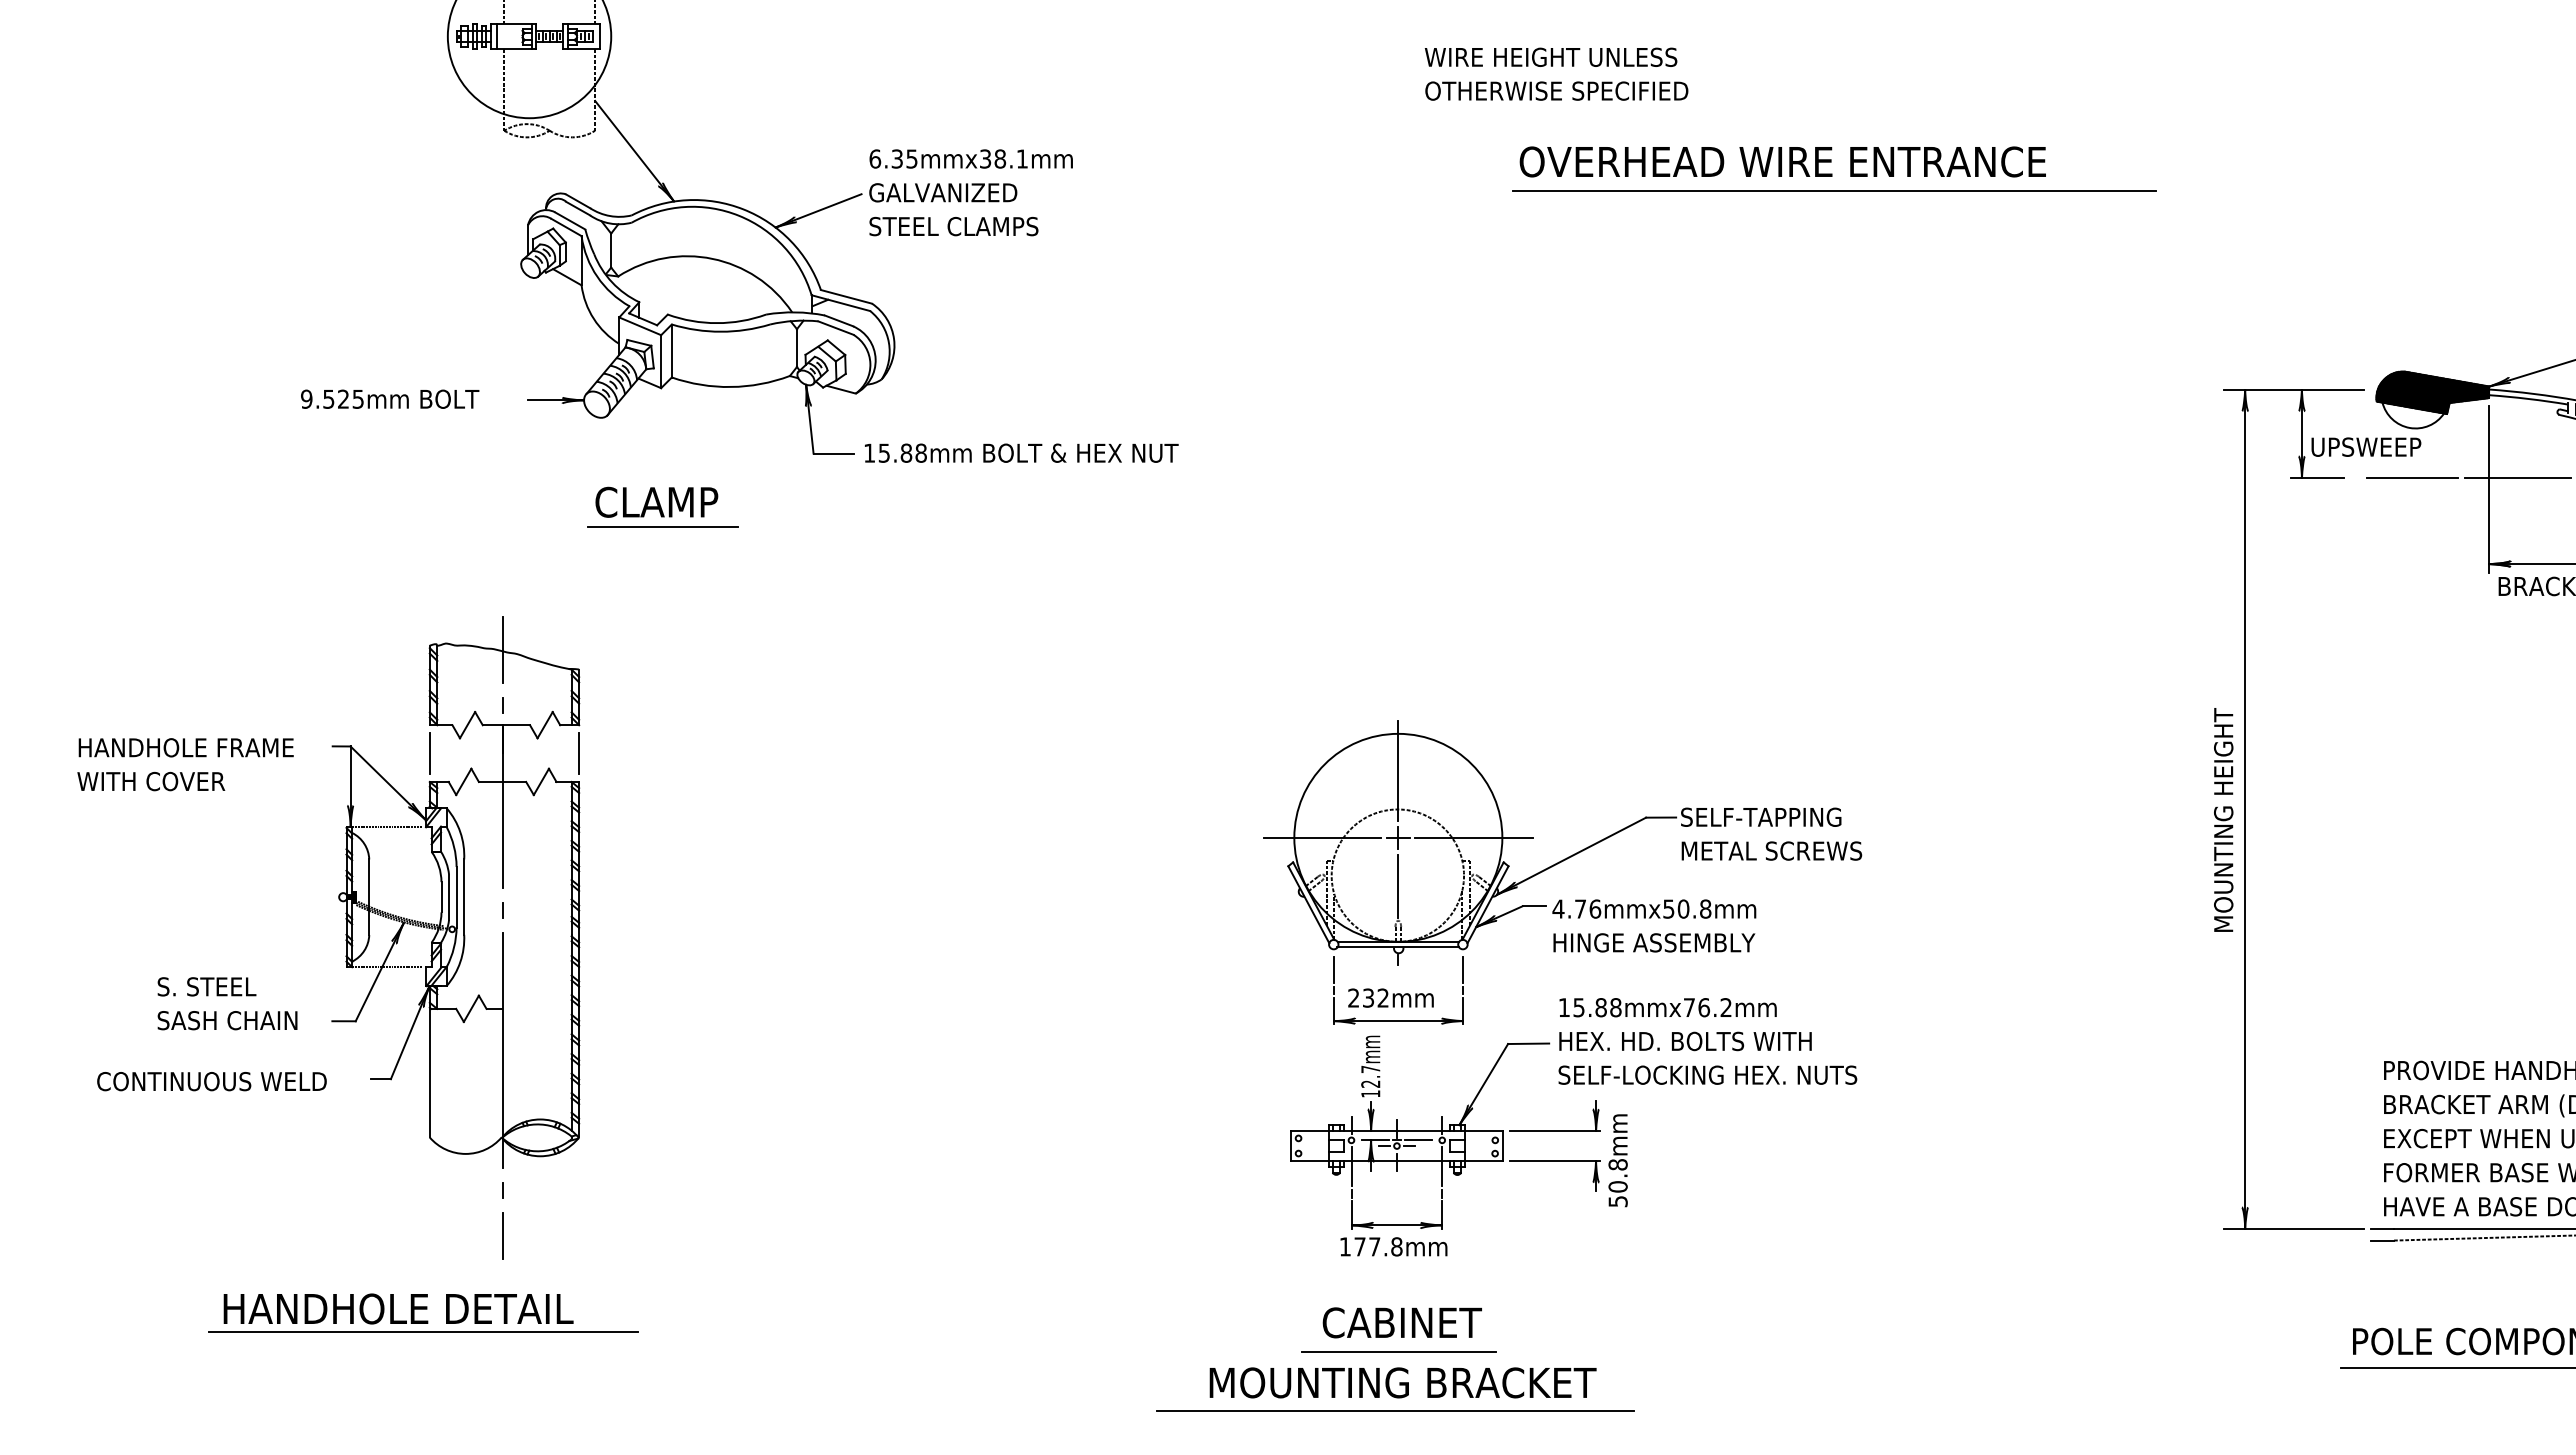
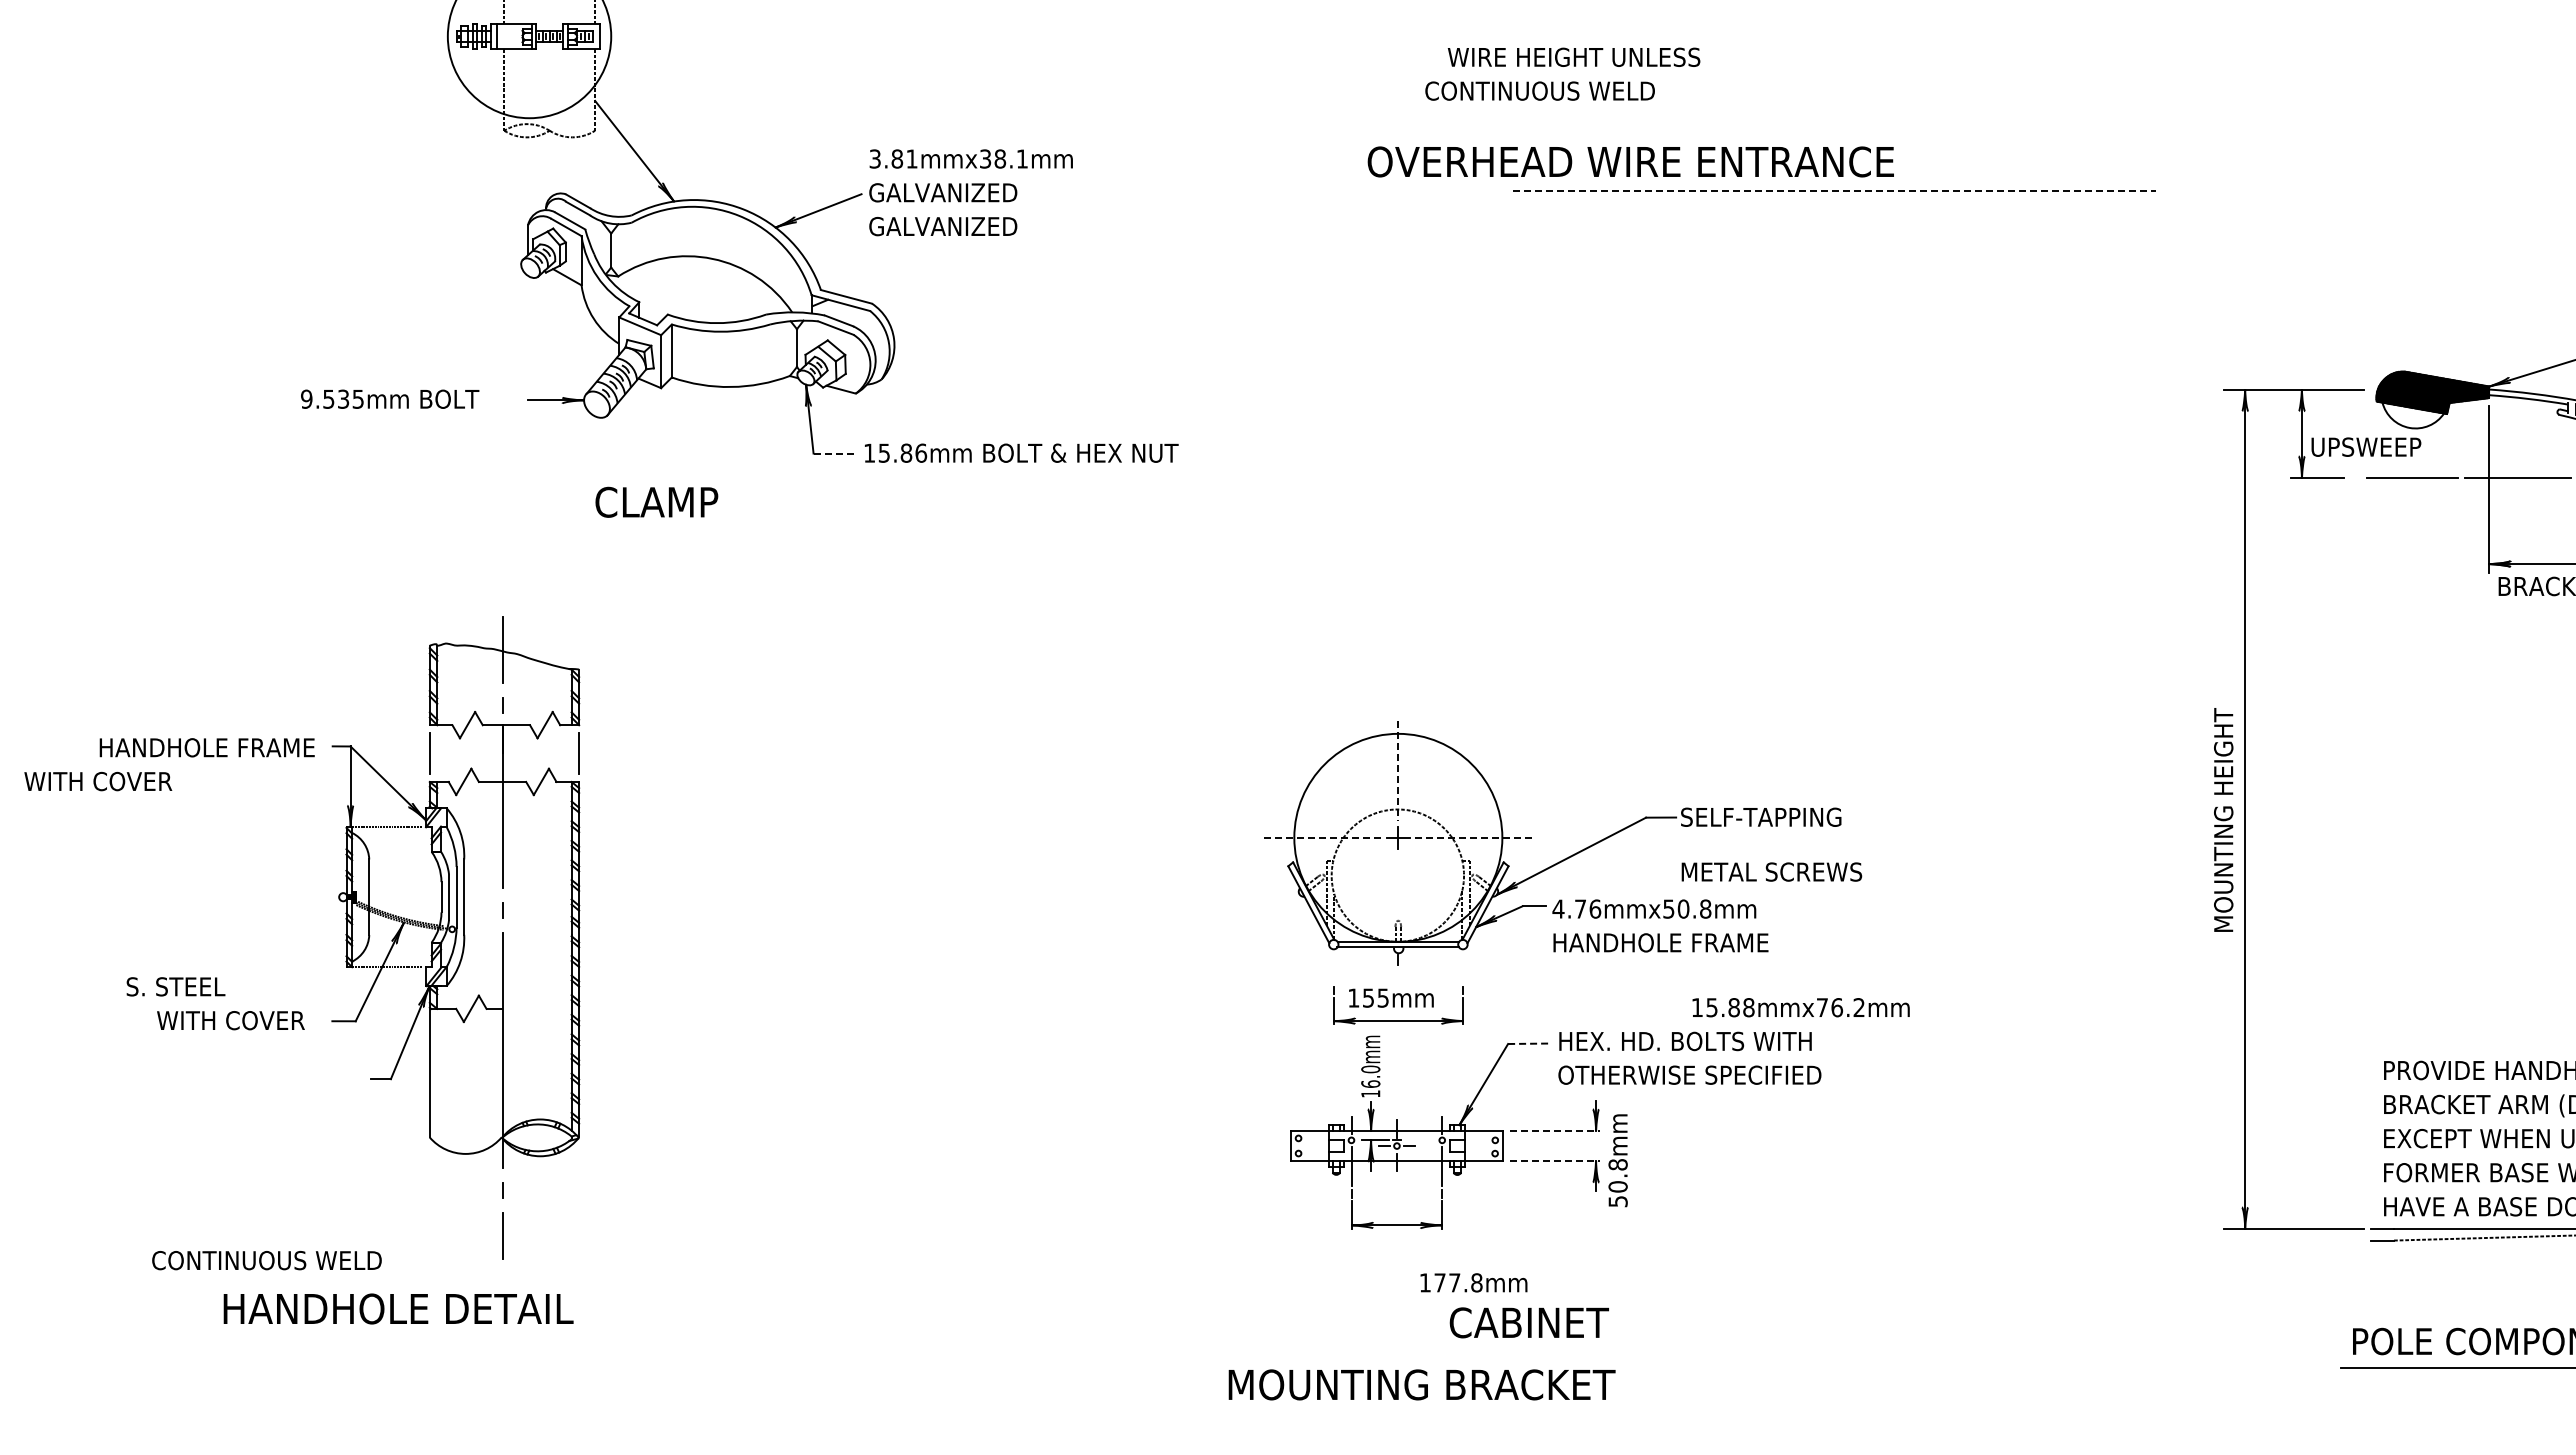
text position: (1550, 56) -> (1573, 56) (1573, 56)
text: OTHERWISE SPECIFIED -> CONTINUOUS WELD (1559, 90)
text: 6.35mmx38.1mm -> 3.81mmx38.1mm (893, 158)
text position: (1782, 161) -> (1630, 161) (1630, 161)
line: solid -> dashed (1834, 190)
text: STEEL CLAMPS -> GALVANIZED (953, 226)
text: 9.525mm -> 9.535mm (343, 399)
text: 15.88mm -> 15.86mm (921, 452)
line: solid -> dashed (834, 453)
line: present -> none (663, 526)
text position: (185, 747) -> (206, 747) (206, 747)
line: solid -> dashed (1398, 771)
text position: (151, 781) -> (98, 781) (98, 781)
line: solid -> dashed (1322, 837)
line: solid -> dashed (1473, 837)
text position: (1771, 850) -> (1771, 871) (1771, 871)
line: present -> none (1398, 886)
text: HINGE ASSEMBLY -> HANDHOLE FRAME (1668, 942)
line: present -> none (1333, 969)
line: present -> none (1463, 969)
text position: (206, 986) -> (175, 986) (175, 986)
text: 232mm -> 155mm (1368, 997)
text position: (1667, 1007) -> (1800, 1007) (1800, 1007)
text: SASH CHAIN -> WITH COVER (230, 1020)
line: solid -> dashed (1528, 1043)
text: SELF-LOCKING HEX. NUTS -> OTHERWISE SPECIFIED (1707, 1074)
text: 12.7mm -> 16.0mm (1370, 1076)
text position: (211, 1081) -> (266, 1260) (266, 1260)
line: solid -> dashed (1555, 1130)
line: present -> none (1417, 1140)
line: solid -> dashed (1555, 1161)
text position: (1393, 1246) -> (1473, 1282) (1473, 1282)
text position: (1401, 1322) -> (1528, 1322) (1528, 1322)
line: present -> none (423, 1332)
line: present -> none (1398, 1352)
text position: (1402, 1382) -> (1421, 1384) (1421, 1384)
line: present -> none (1395, 1411)
